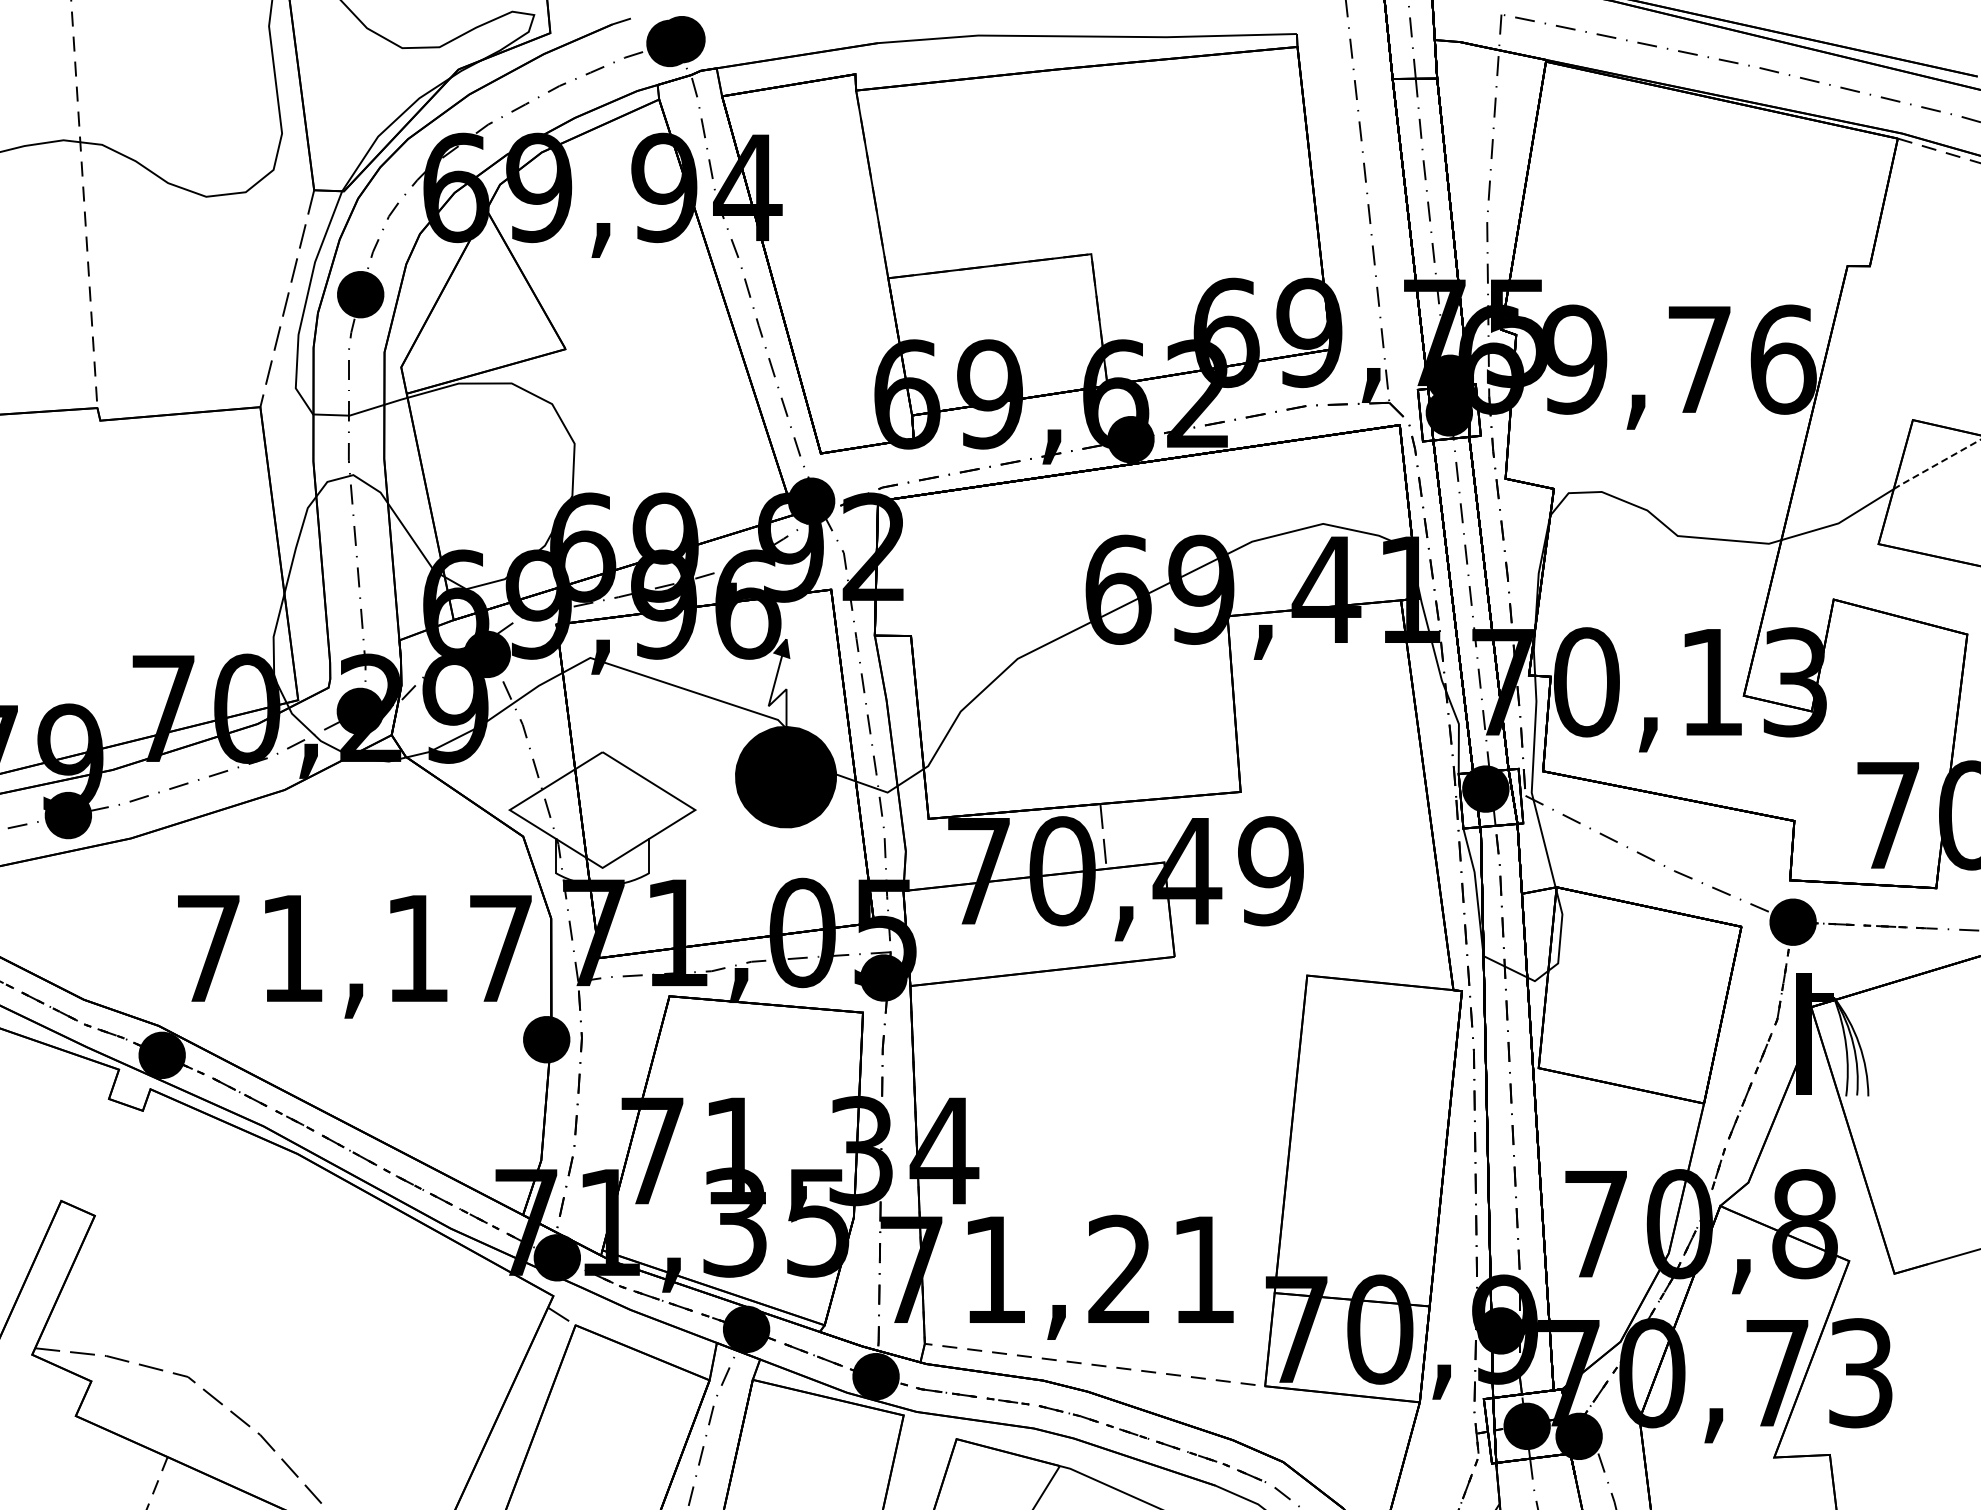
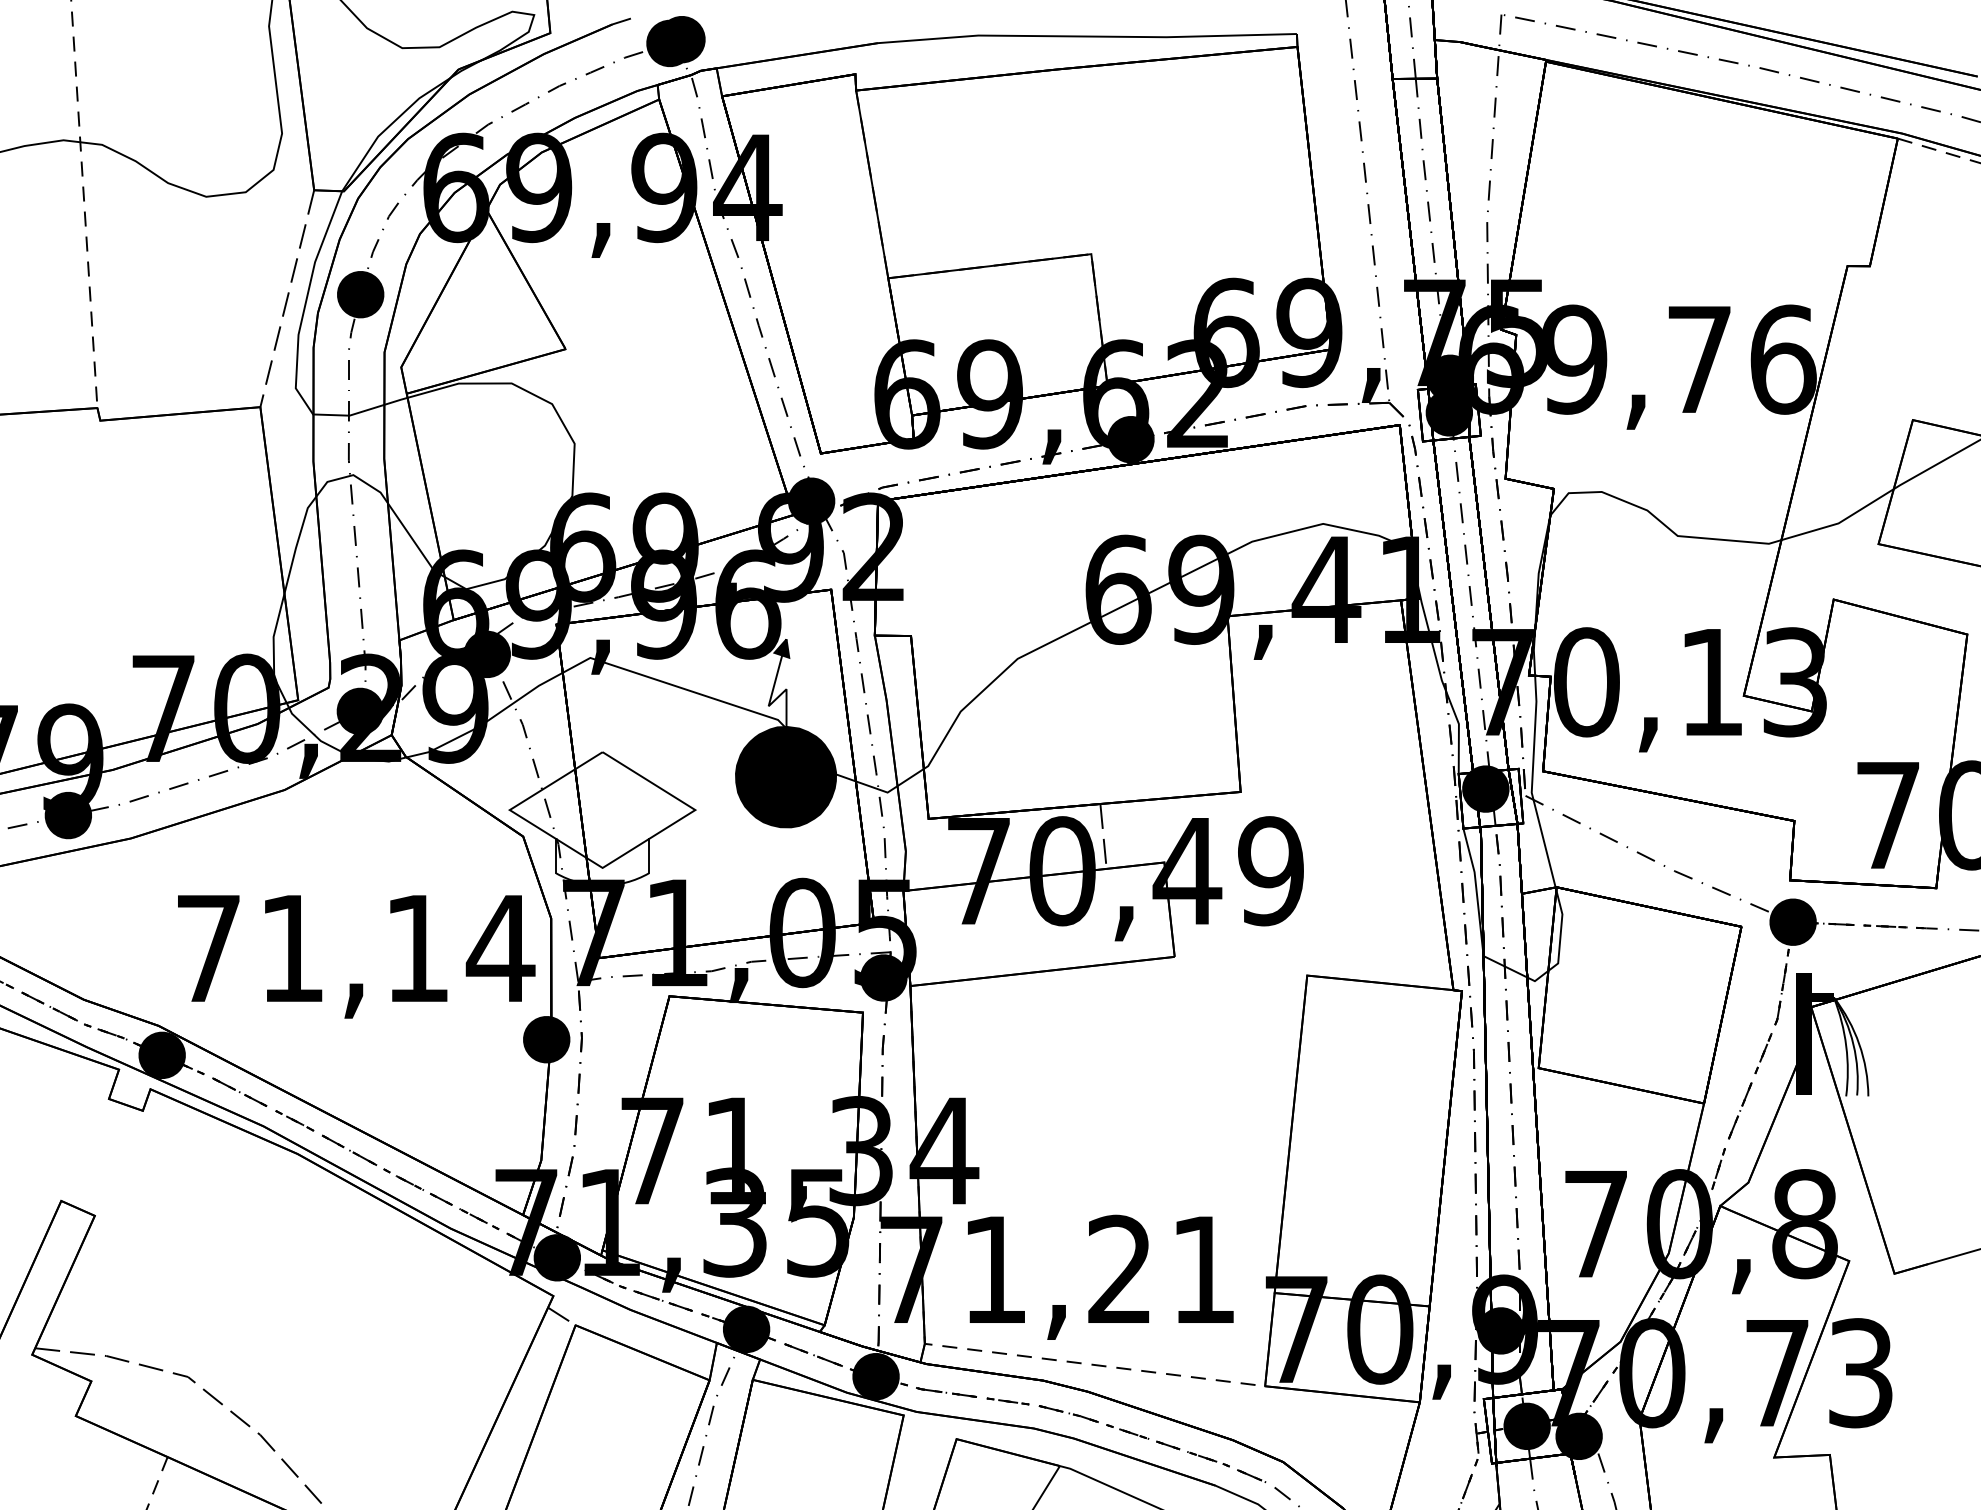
line: dashed -> solid (1936, 464)
text: 71,17 -> 71,14 (500, 948)
